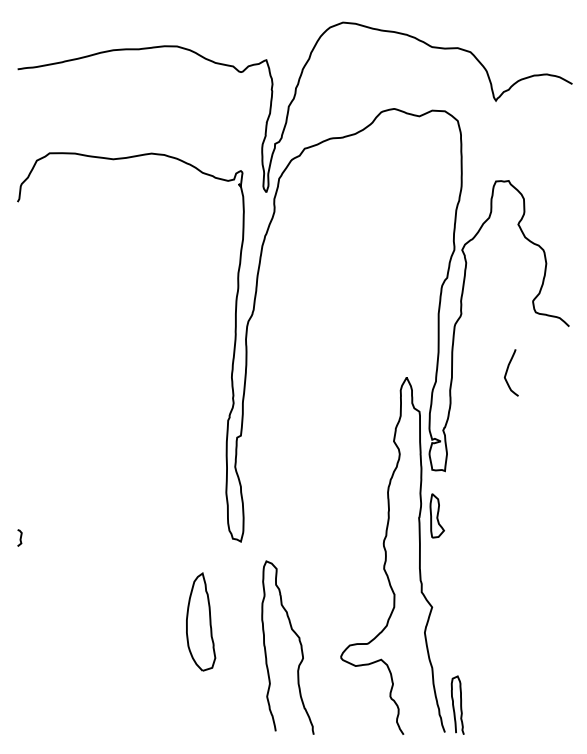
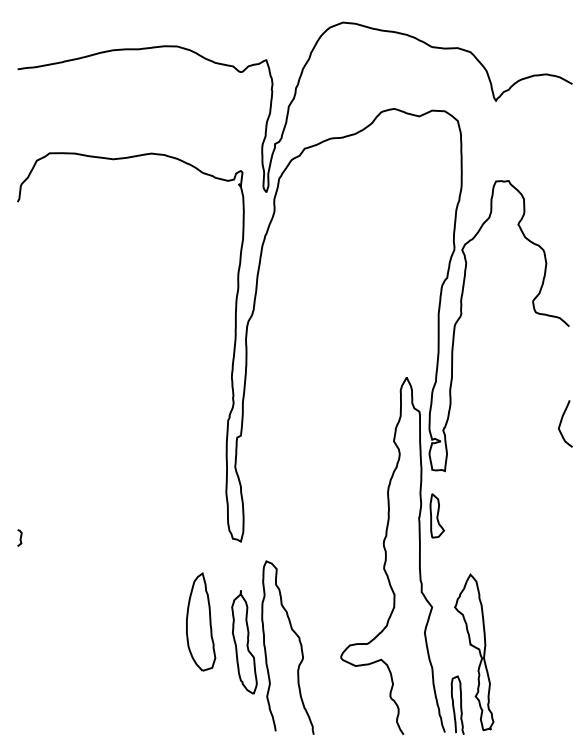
curve position: (507, 372) -> (561, 423) (561, 423)
part: none -> present (244, 642)
part: none -> present (474, 652)
